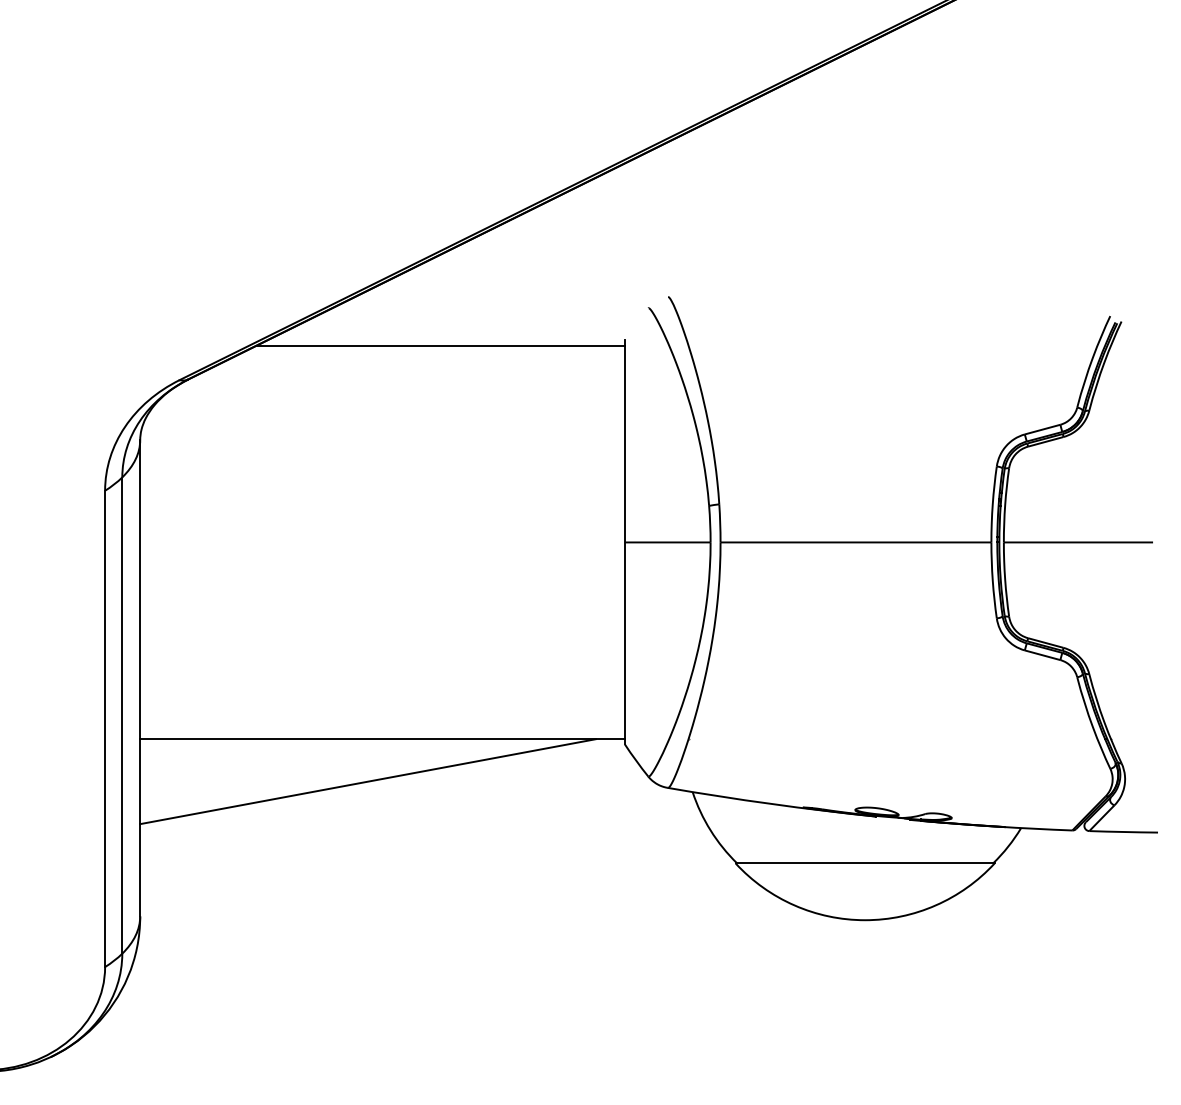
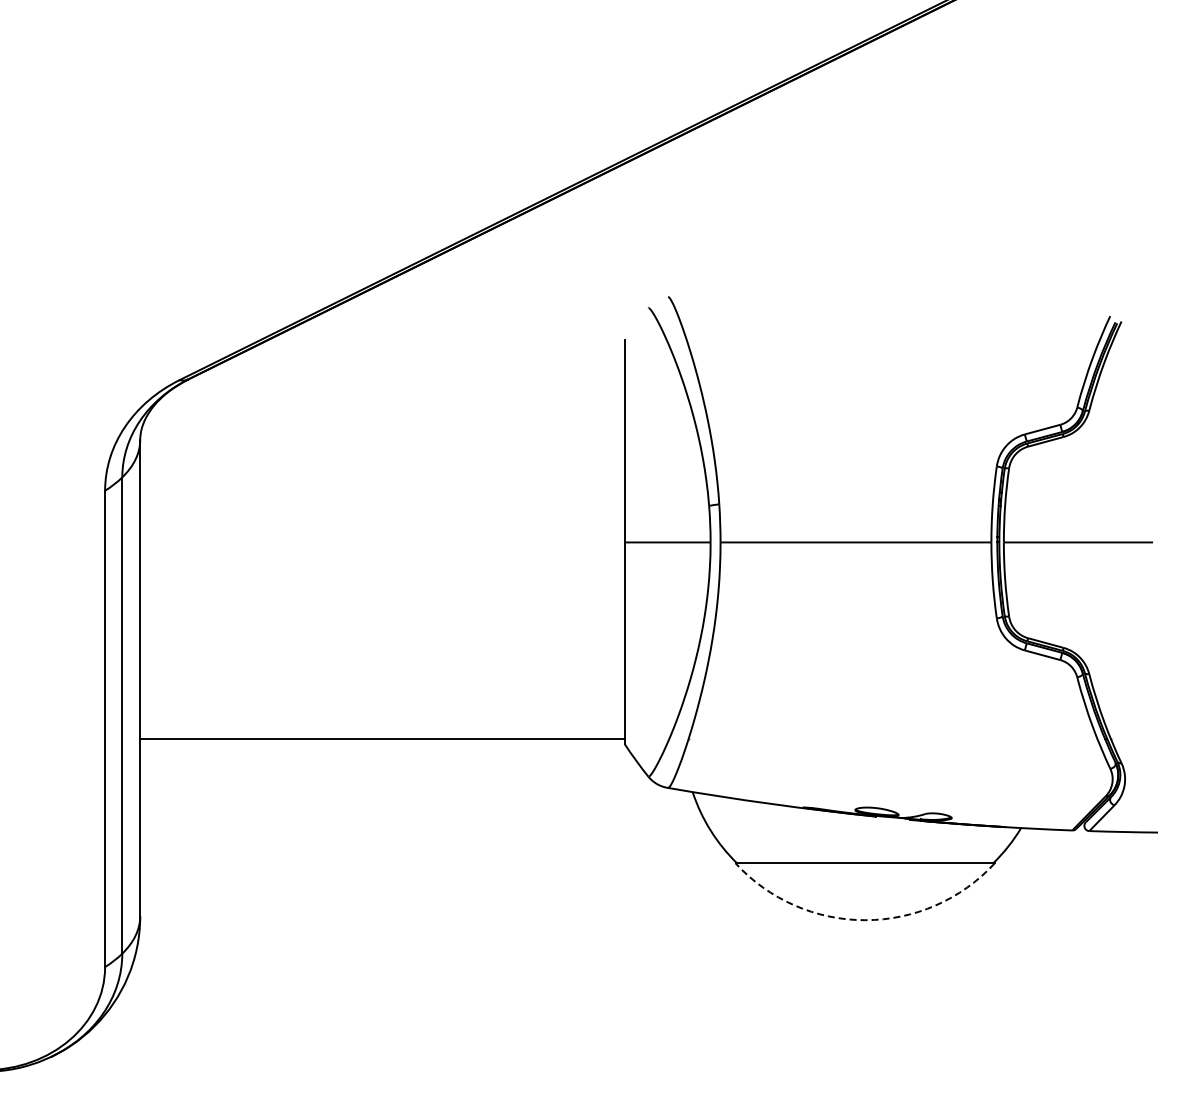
line: present -> none (440, 345)
line: present -> none (367, 781)
arc: solid -> dashed (865, 920)
